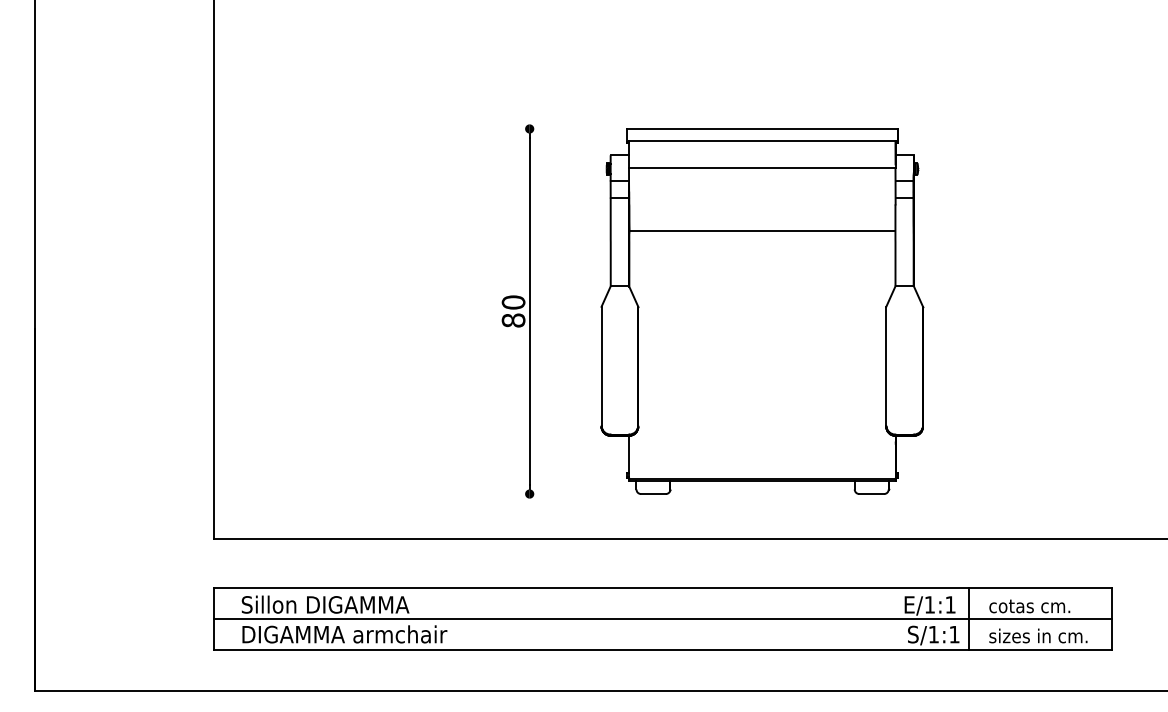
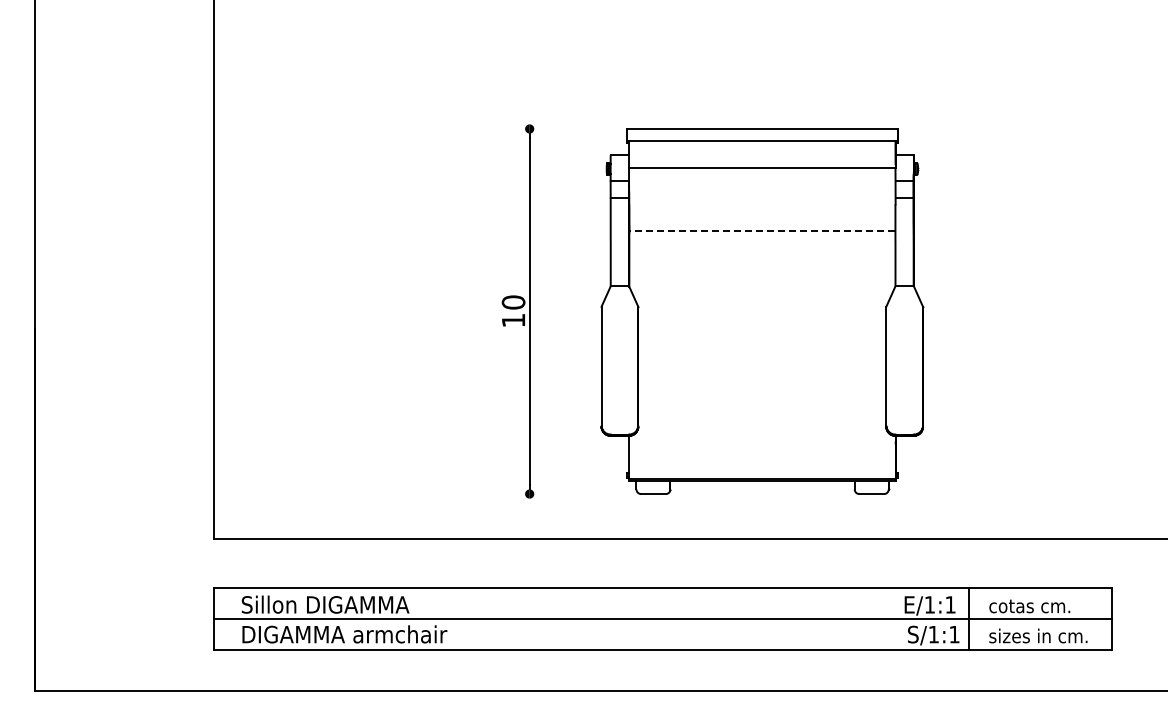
line: solid -> dashed (761, 230)
text: 80 -> 10 (513, 320)
